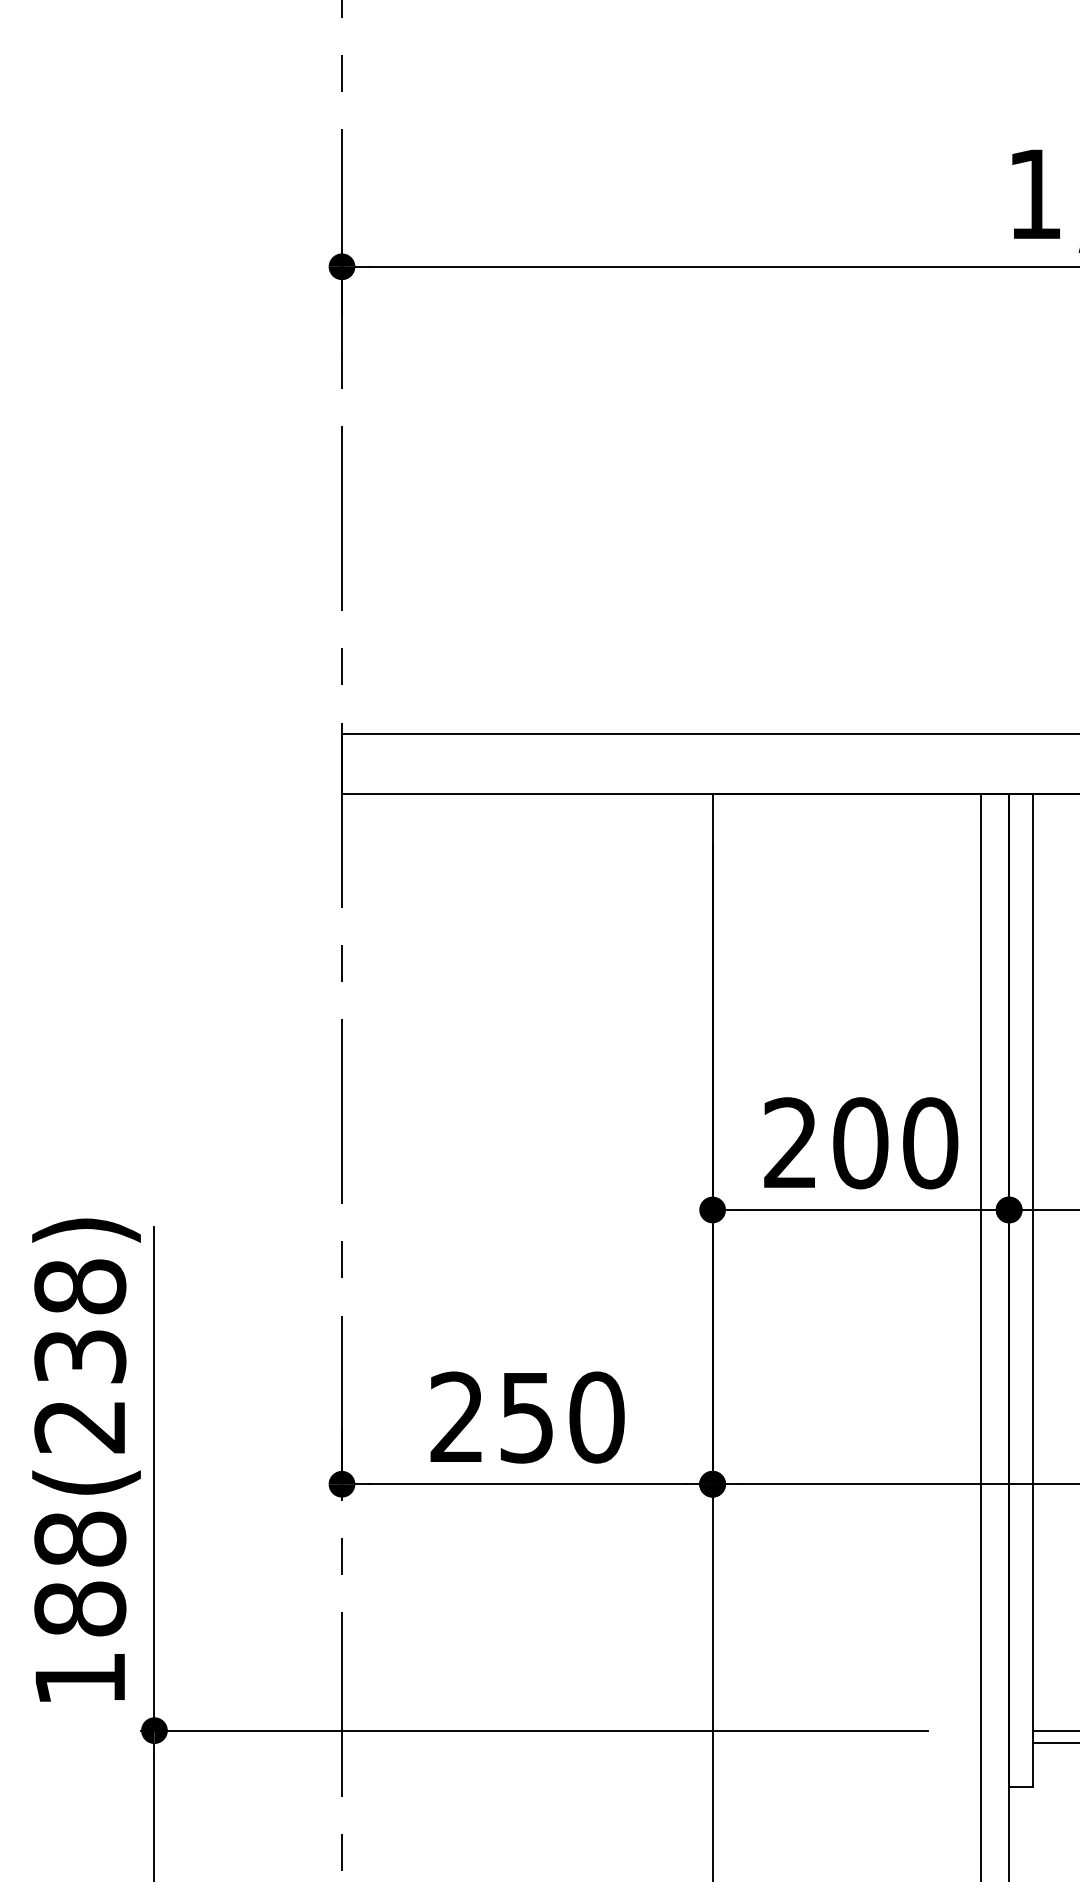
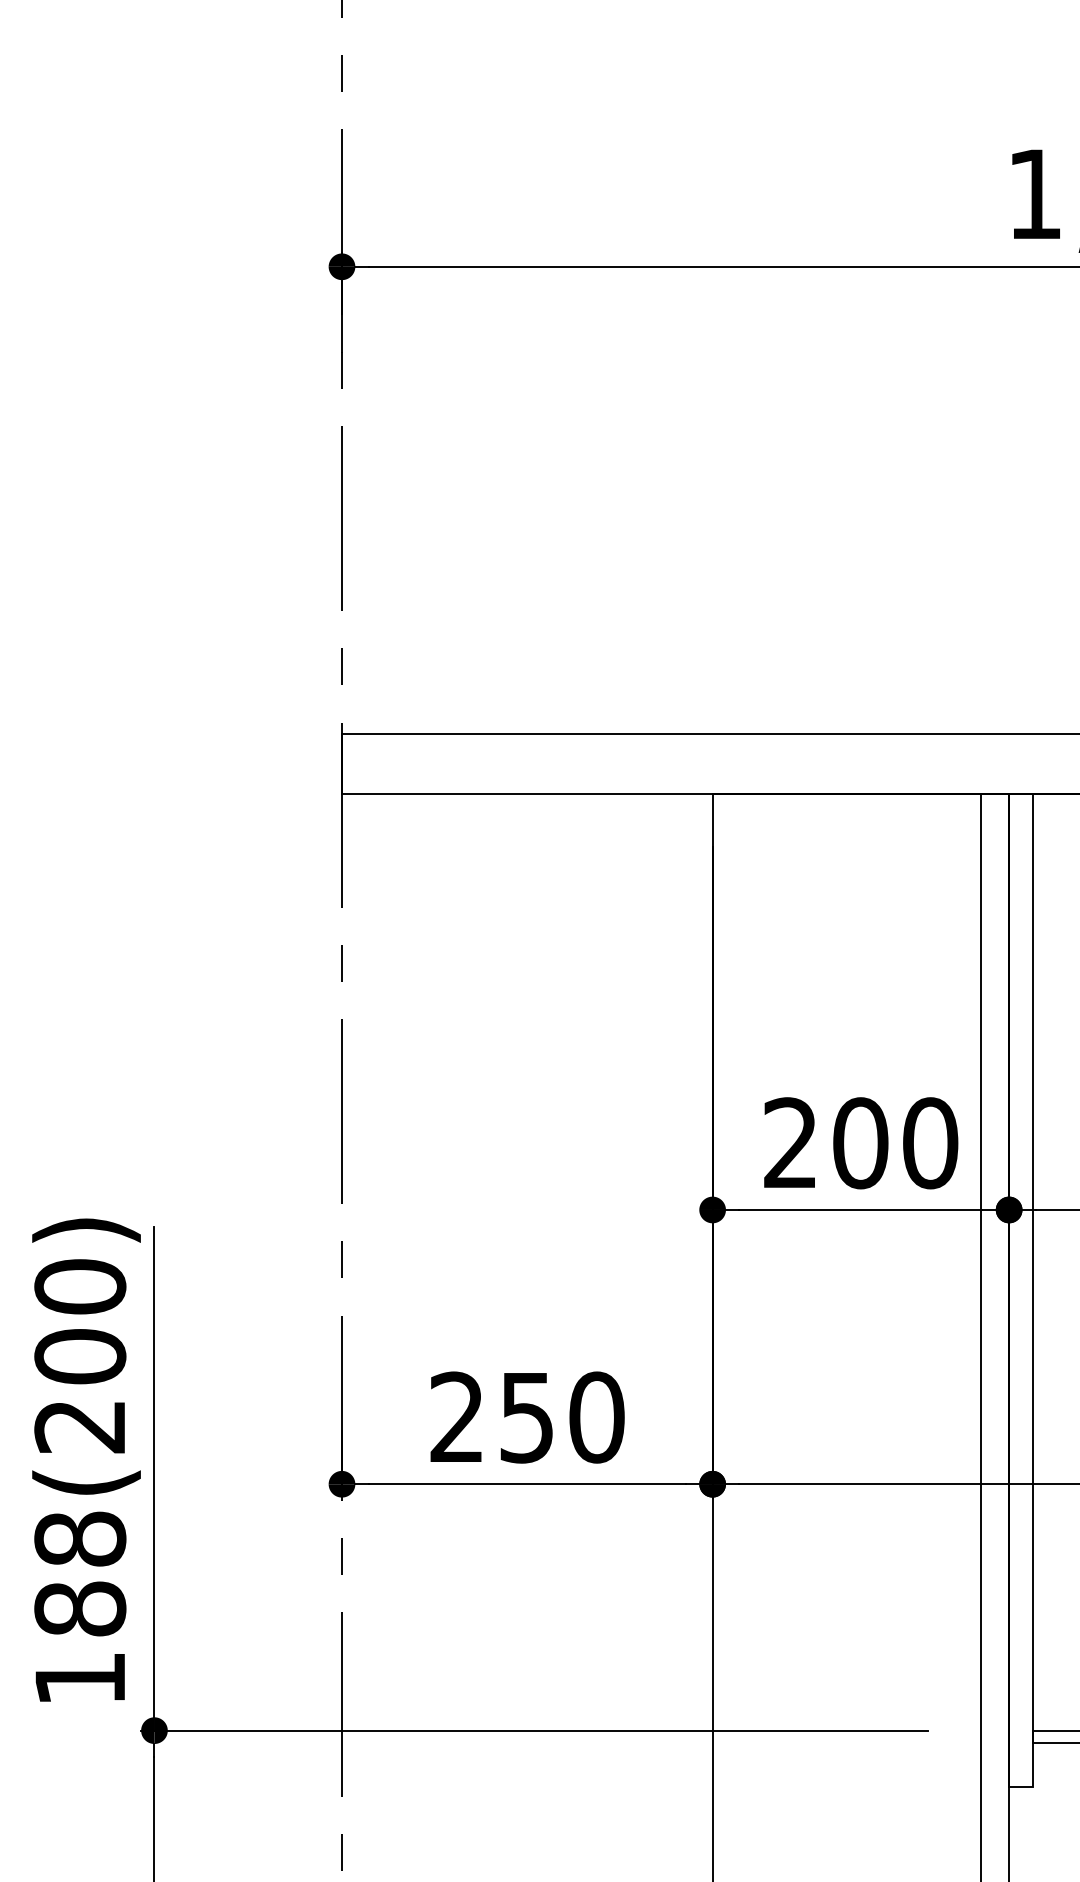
text: 188(238) -> 188(200) (80, 1321)
